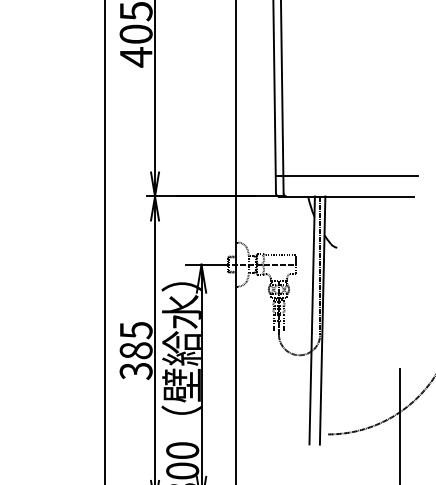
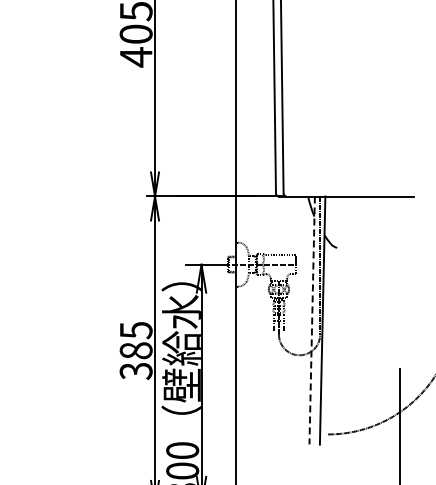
line: present -> none (346, 176)
line: present -> none (104, 241)
line: solid -> dashed (312, 320)
